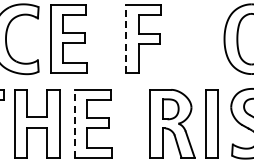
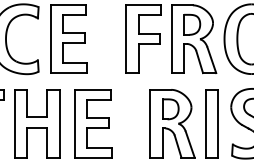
line: dashed -> solid (126, 39)
part: none -> present (194, 39)
line: dashed -> solid (74, 123)
